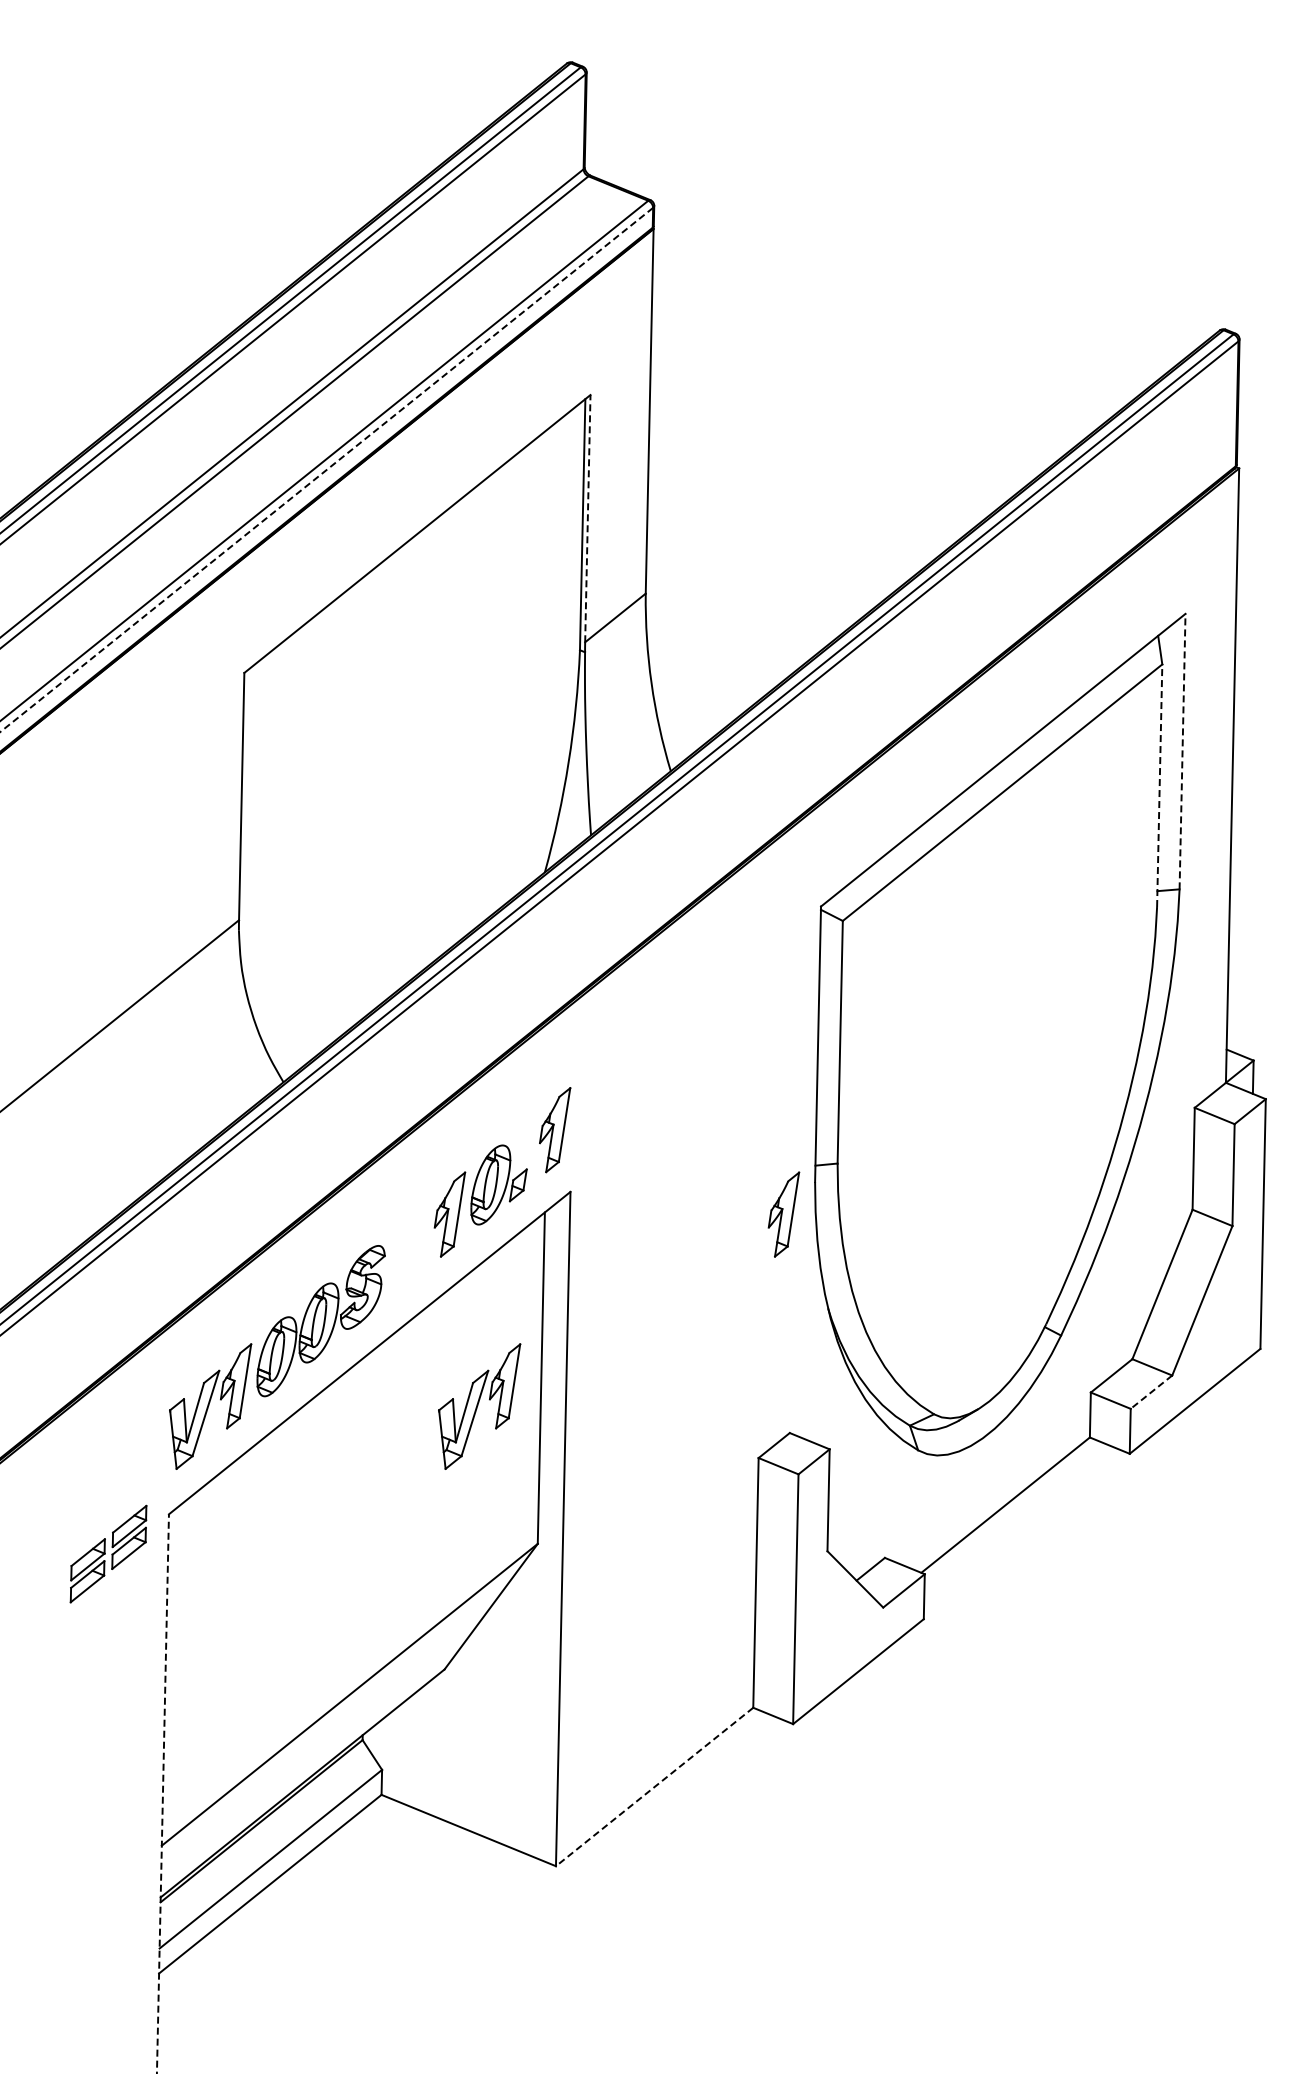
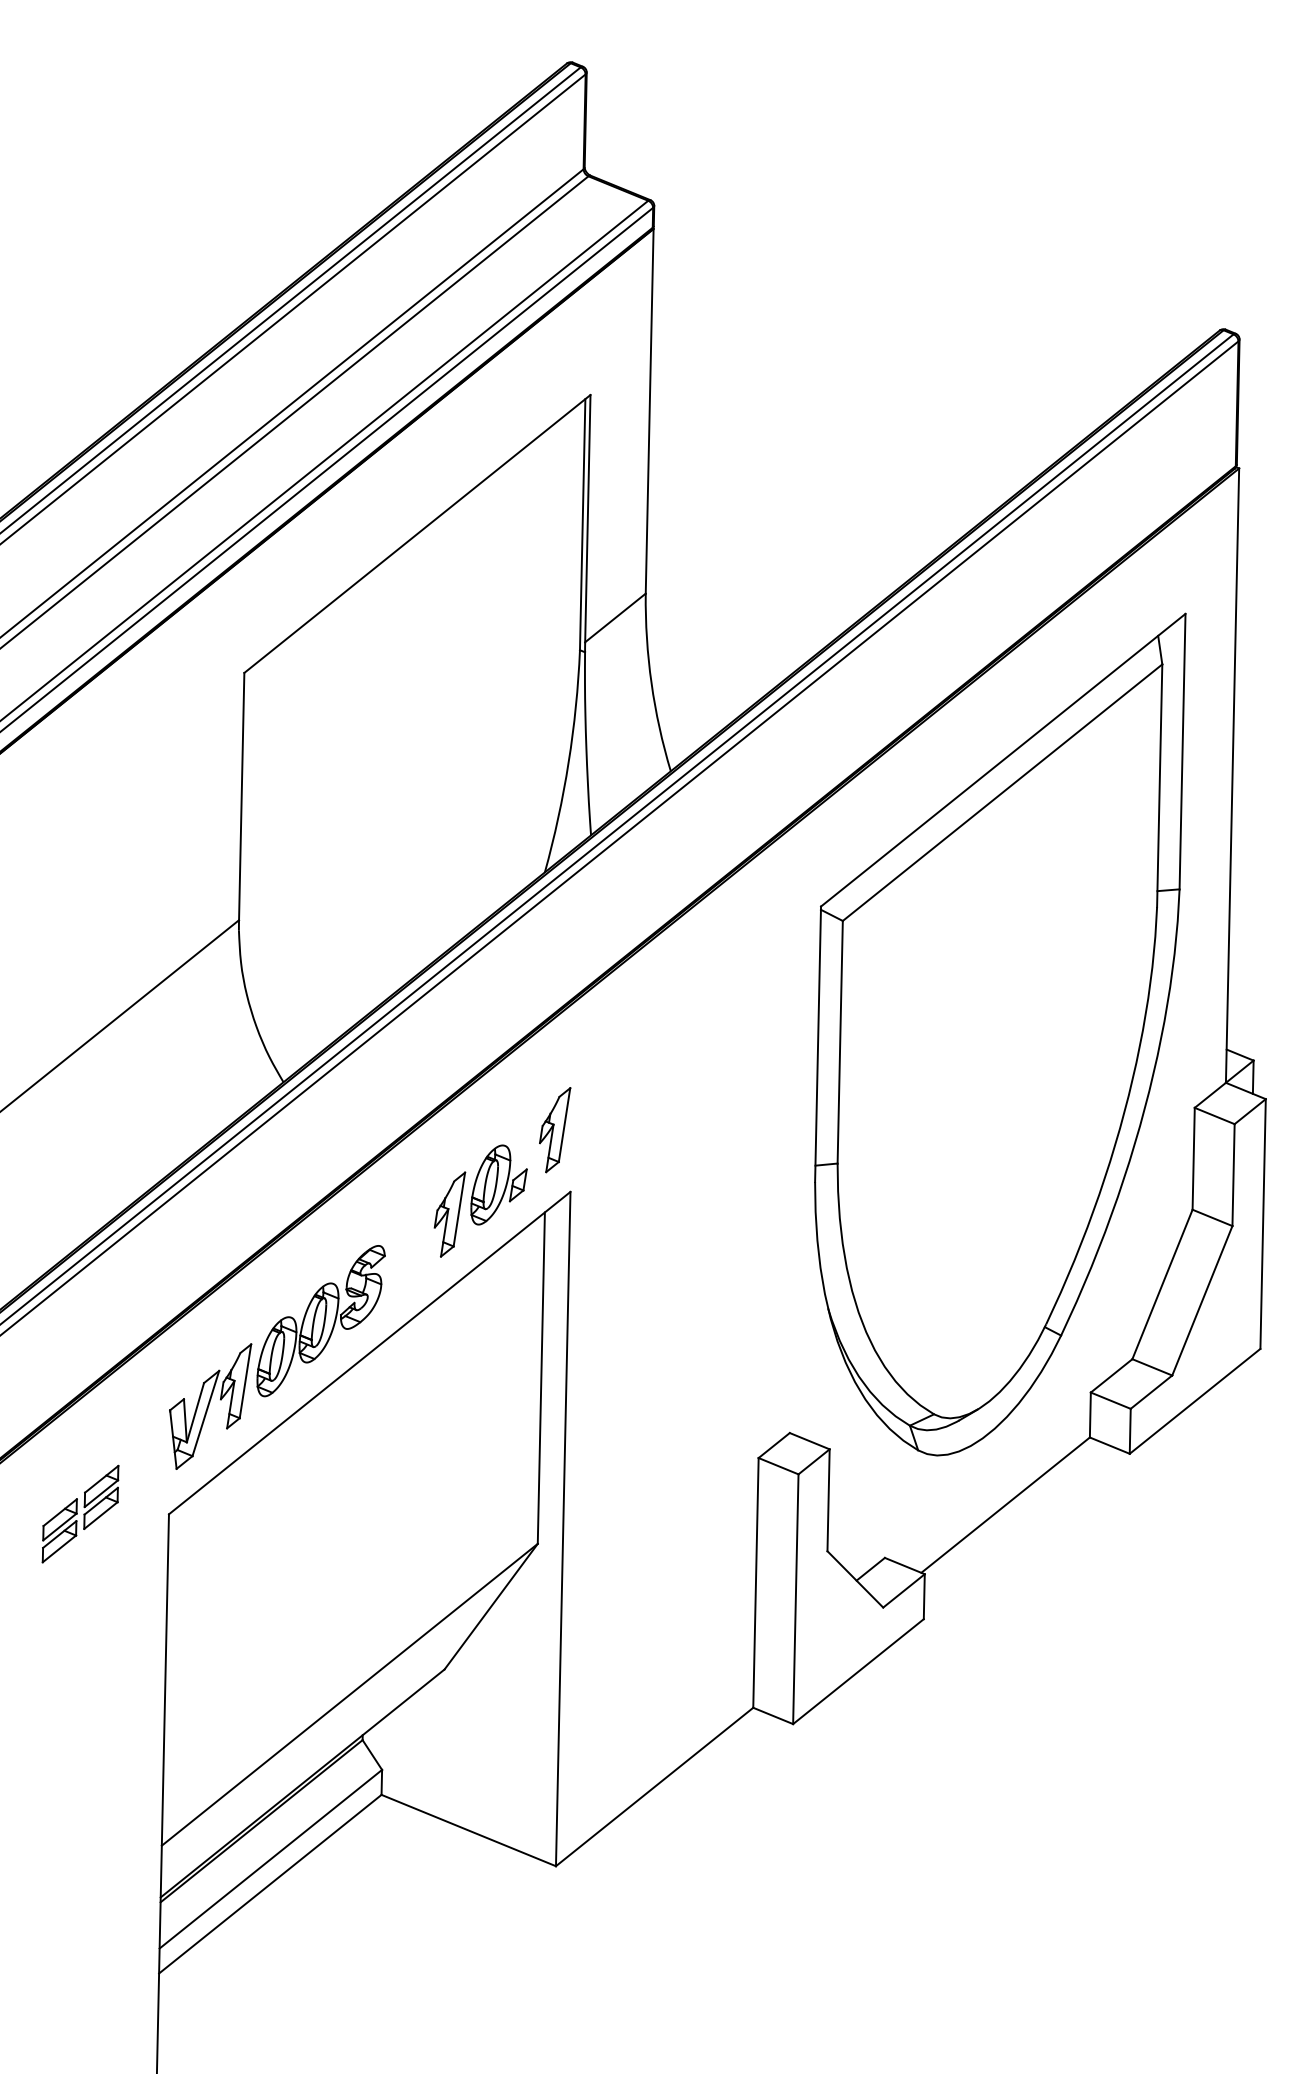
line: dashed -> solid (326, 470)
line: dashed -> solid (587, 518)
line: dashed -> solid (1182, 751)
line: dashed -> solid (1159, 785)
part: present -> none (783, 1214)
line: dashed -> solid (1151, 1392)
part: present -> none (479, 1406)
part position: (108, 1553) -> (80, 1513) (80, 1513)
line: dashed -> solid (654, 1787)
line: dashed -> solid (162, 1794)
